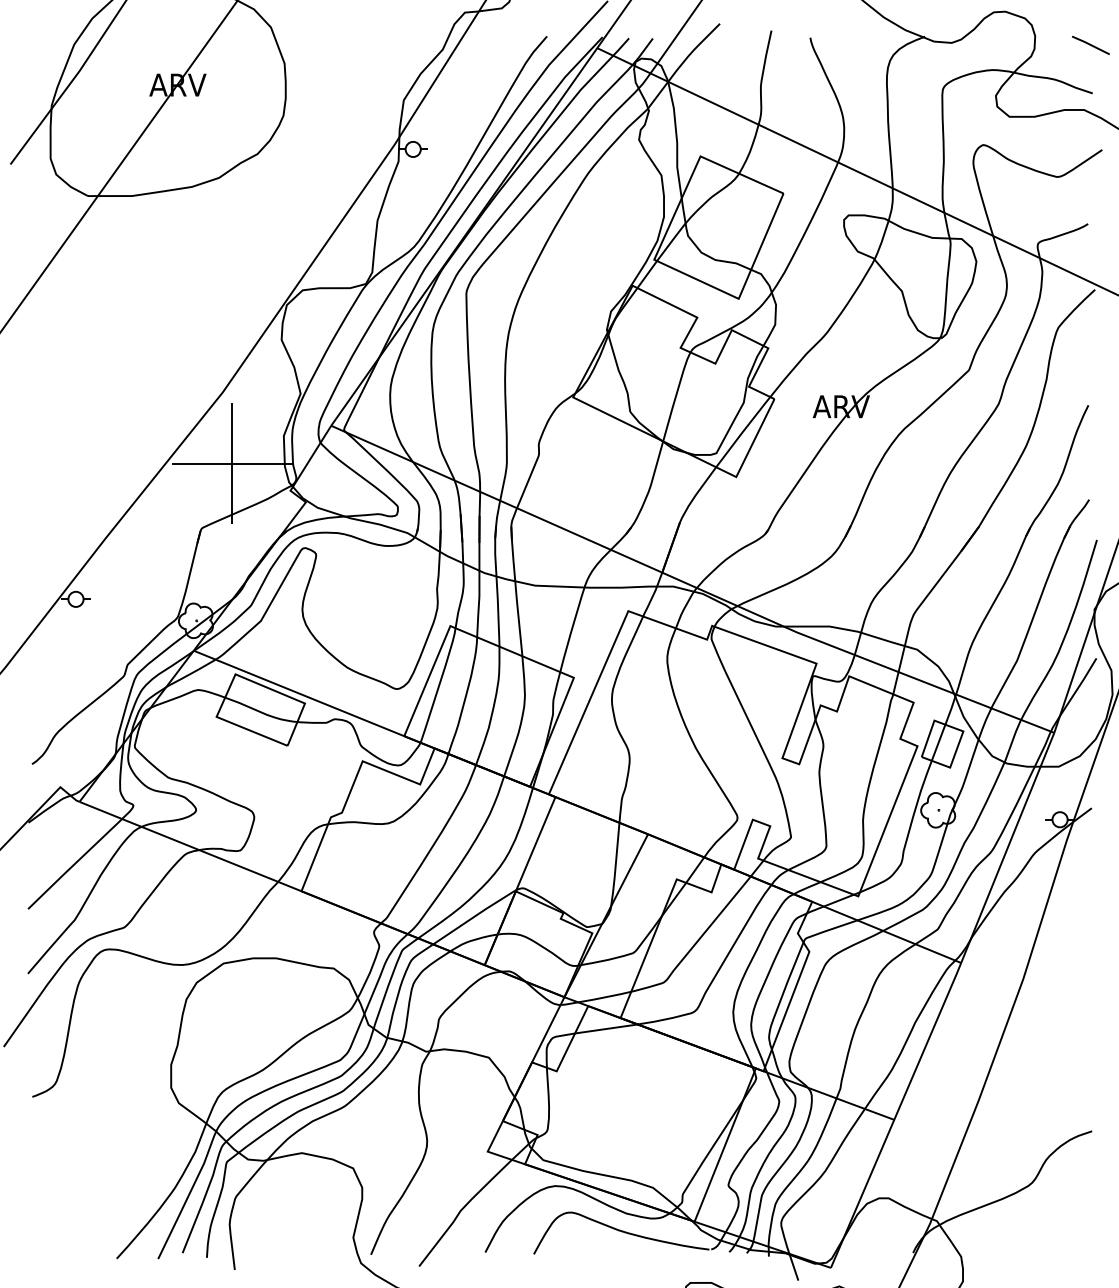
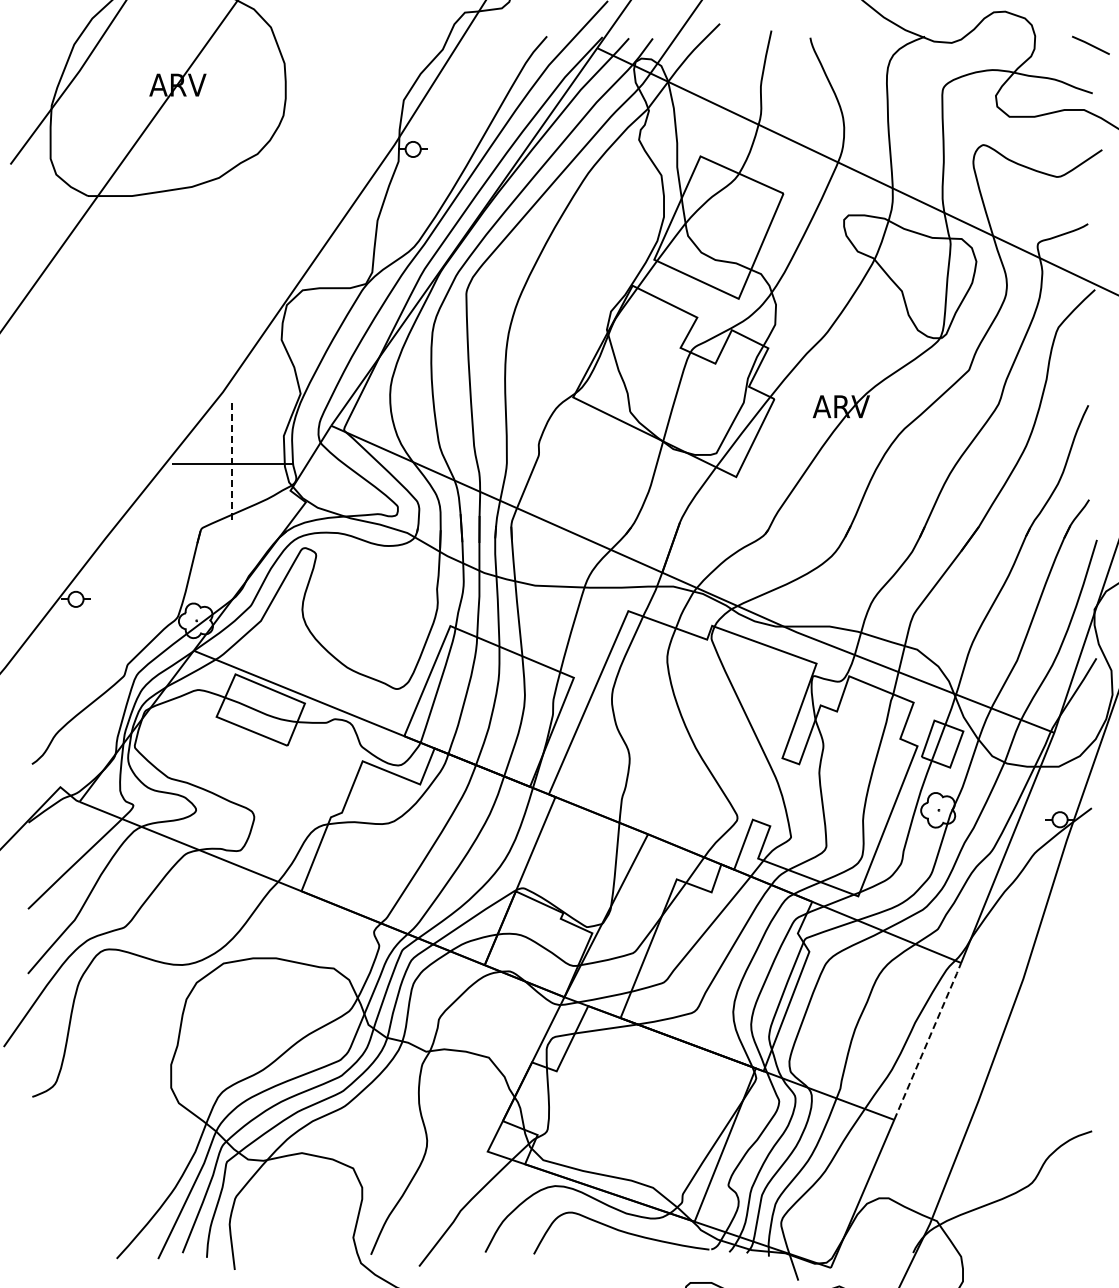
line: solid -> dashed (232, 463)
line: solid -> dashed (928, 1040)
